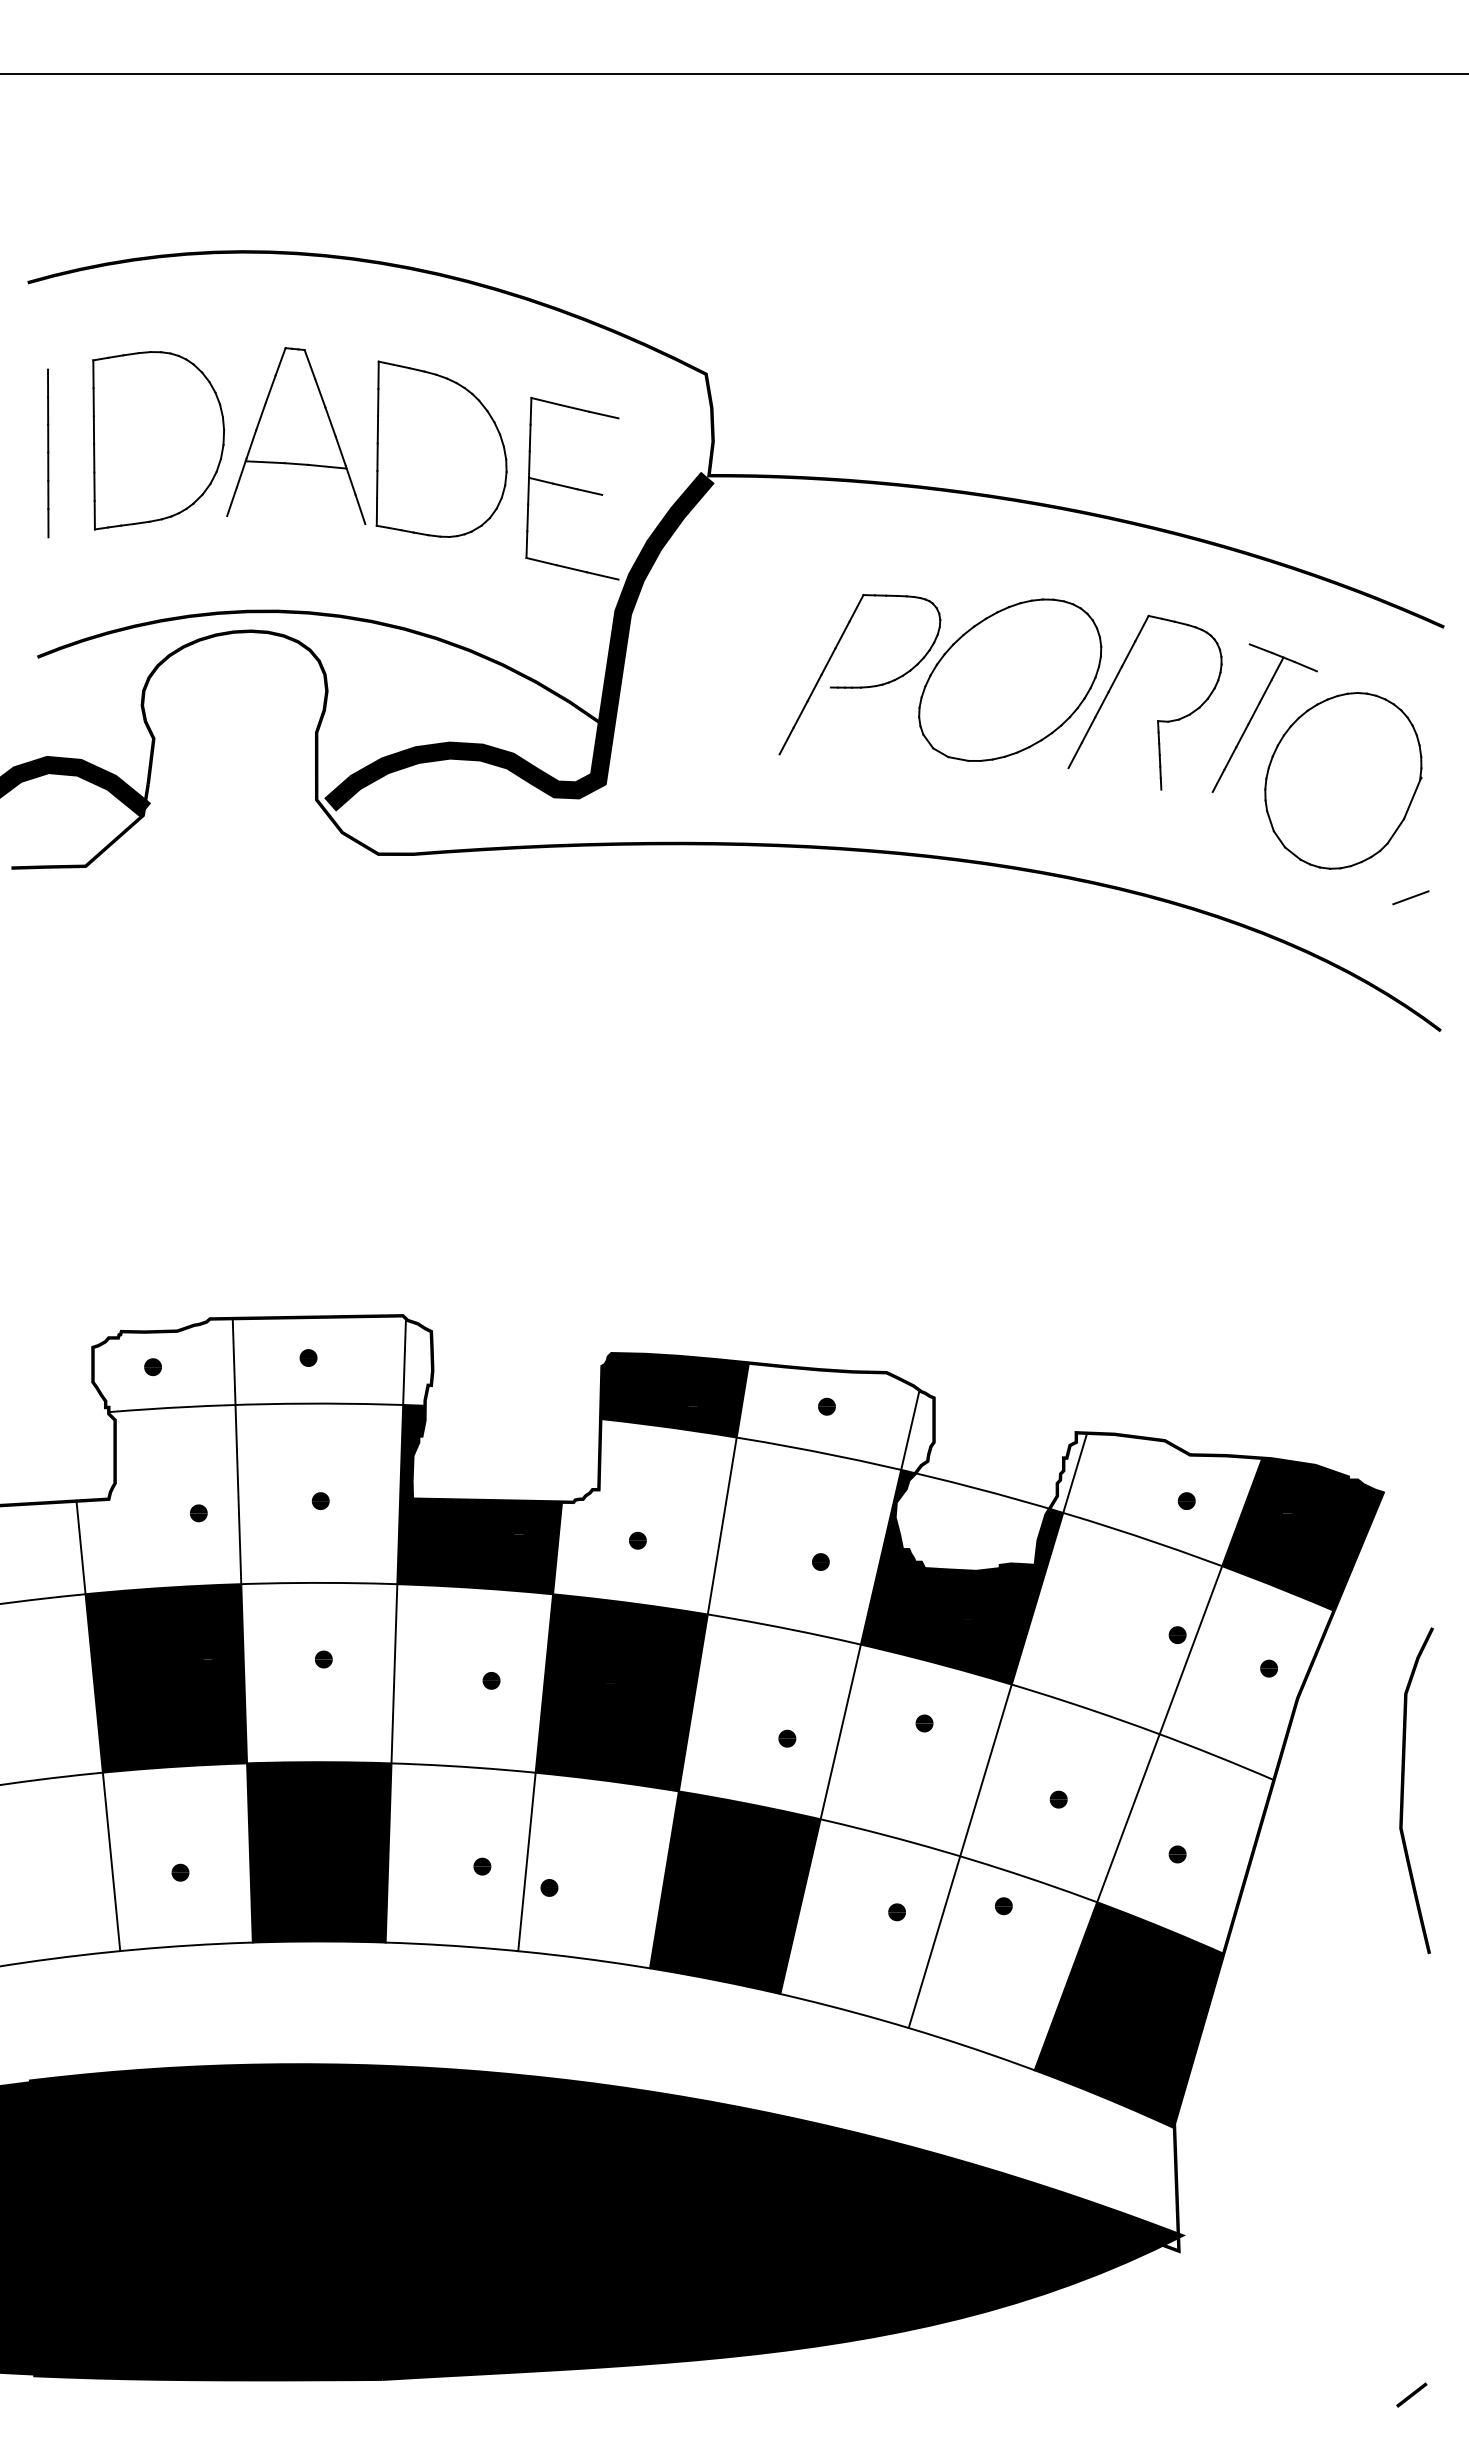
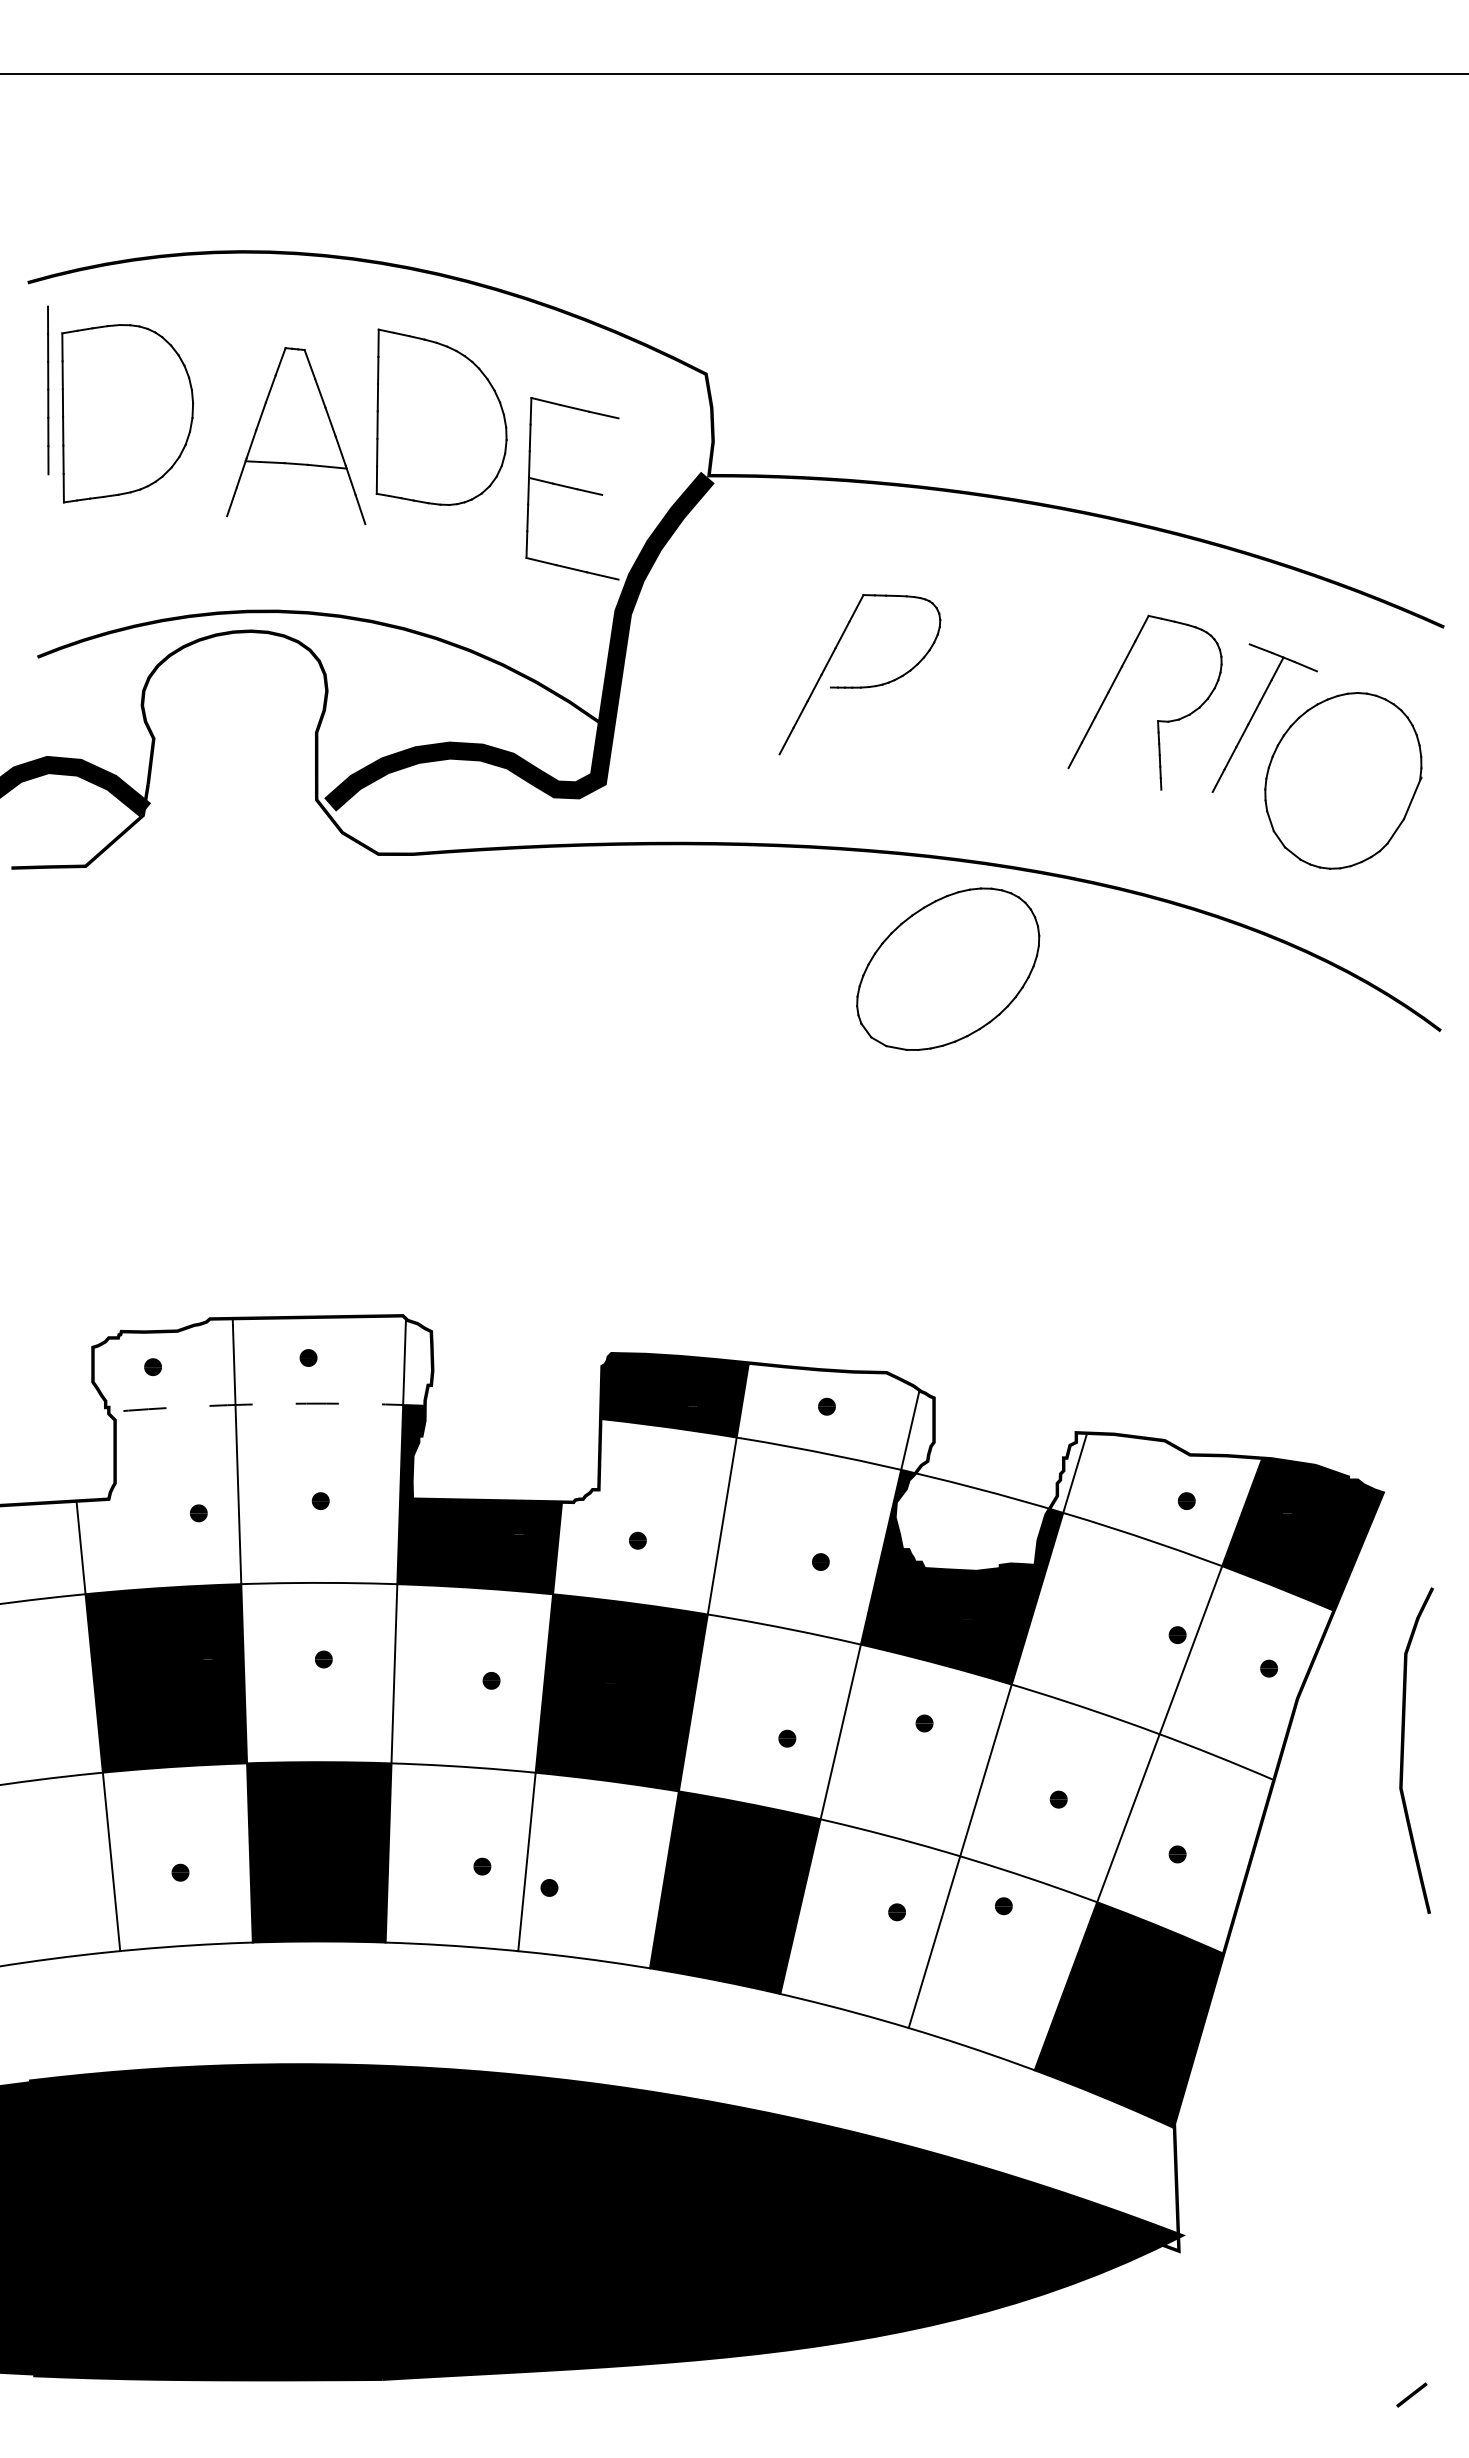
part position: (158, 440) -> (127, 413) (127, 413)
part position: (441, 448) -> (441, 416) (441, 416)
line position: (48, 453) -> (48, 390) (48, 390)
part position: (1010, 679) -> (948, 968) (948, 968)
line: present -> none (1410, 897)
arc: solid -> dashed (266, 1404)
curve position: (1404, 1787) -> (1404, 1747) (1404, 1747)
